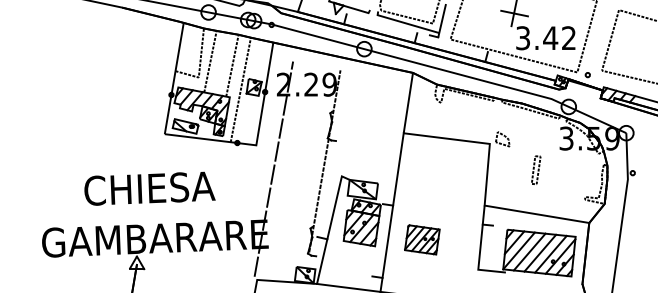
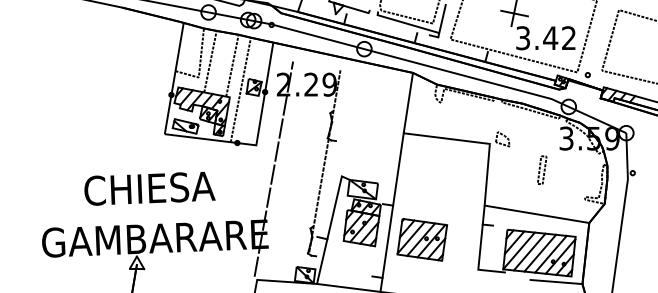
part position: (536, 169) -> (542, 169) (542, 169)
part size: 37x32 px -> 53x44 px (422, 239)
line: none -> present (556, 281)
